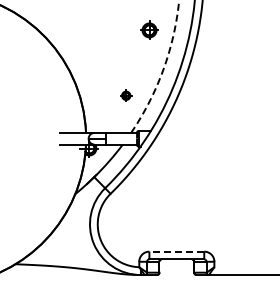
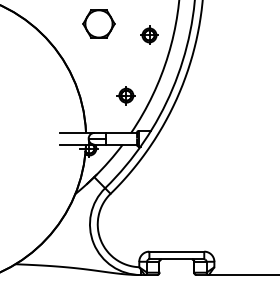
part: none -> present (98, 23)
part position: (149, 29) -> (149, 34) (149, 34)
arc: dashed -> solid (163, 68)
part size: 13x13 px -> 20x20 px (125, 95)
line: dashed -> solid (176, 251)
